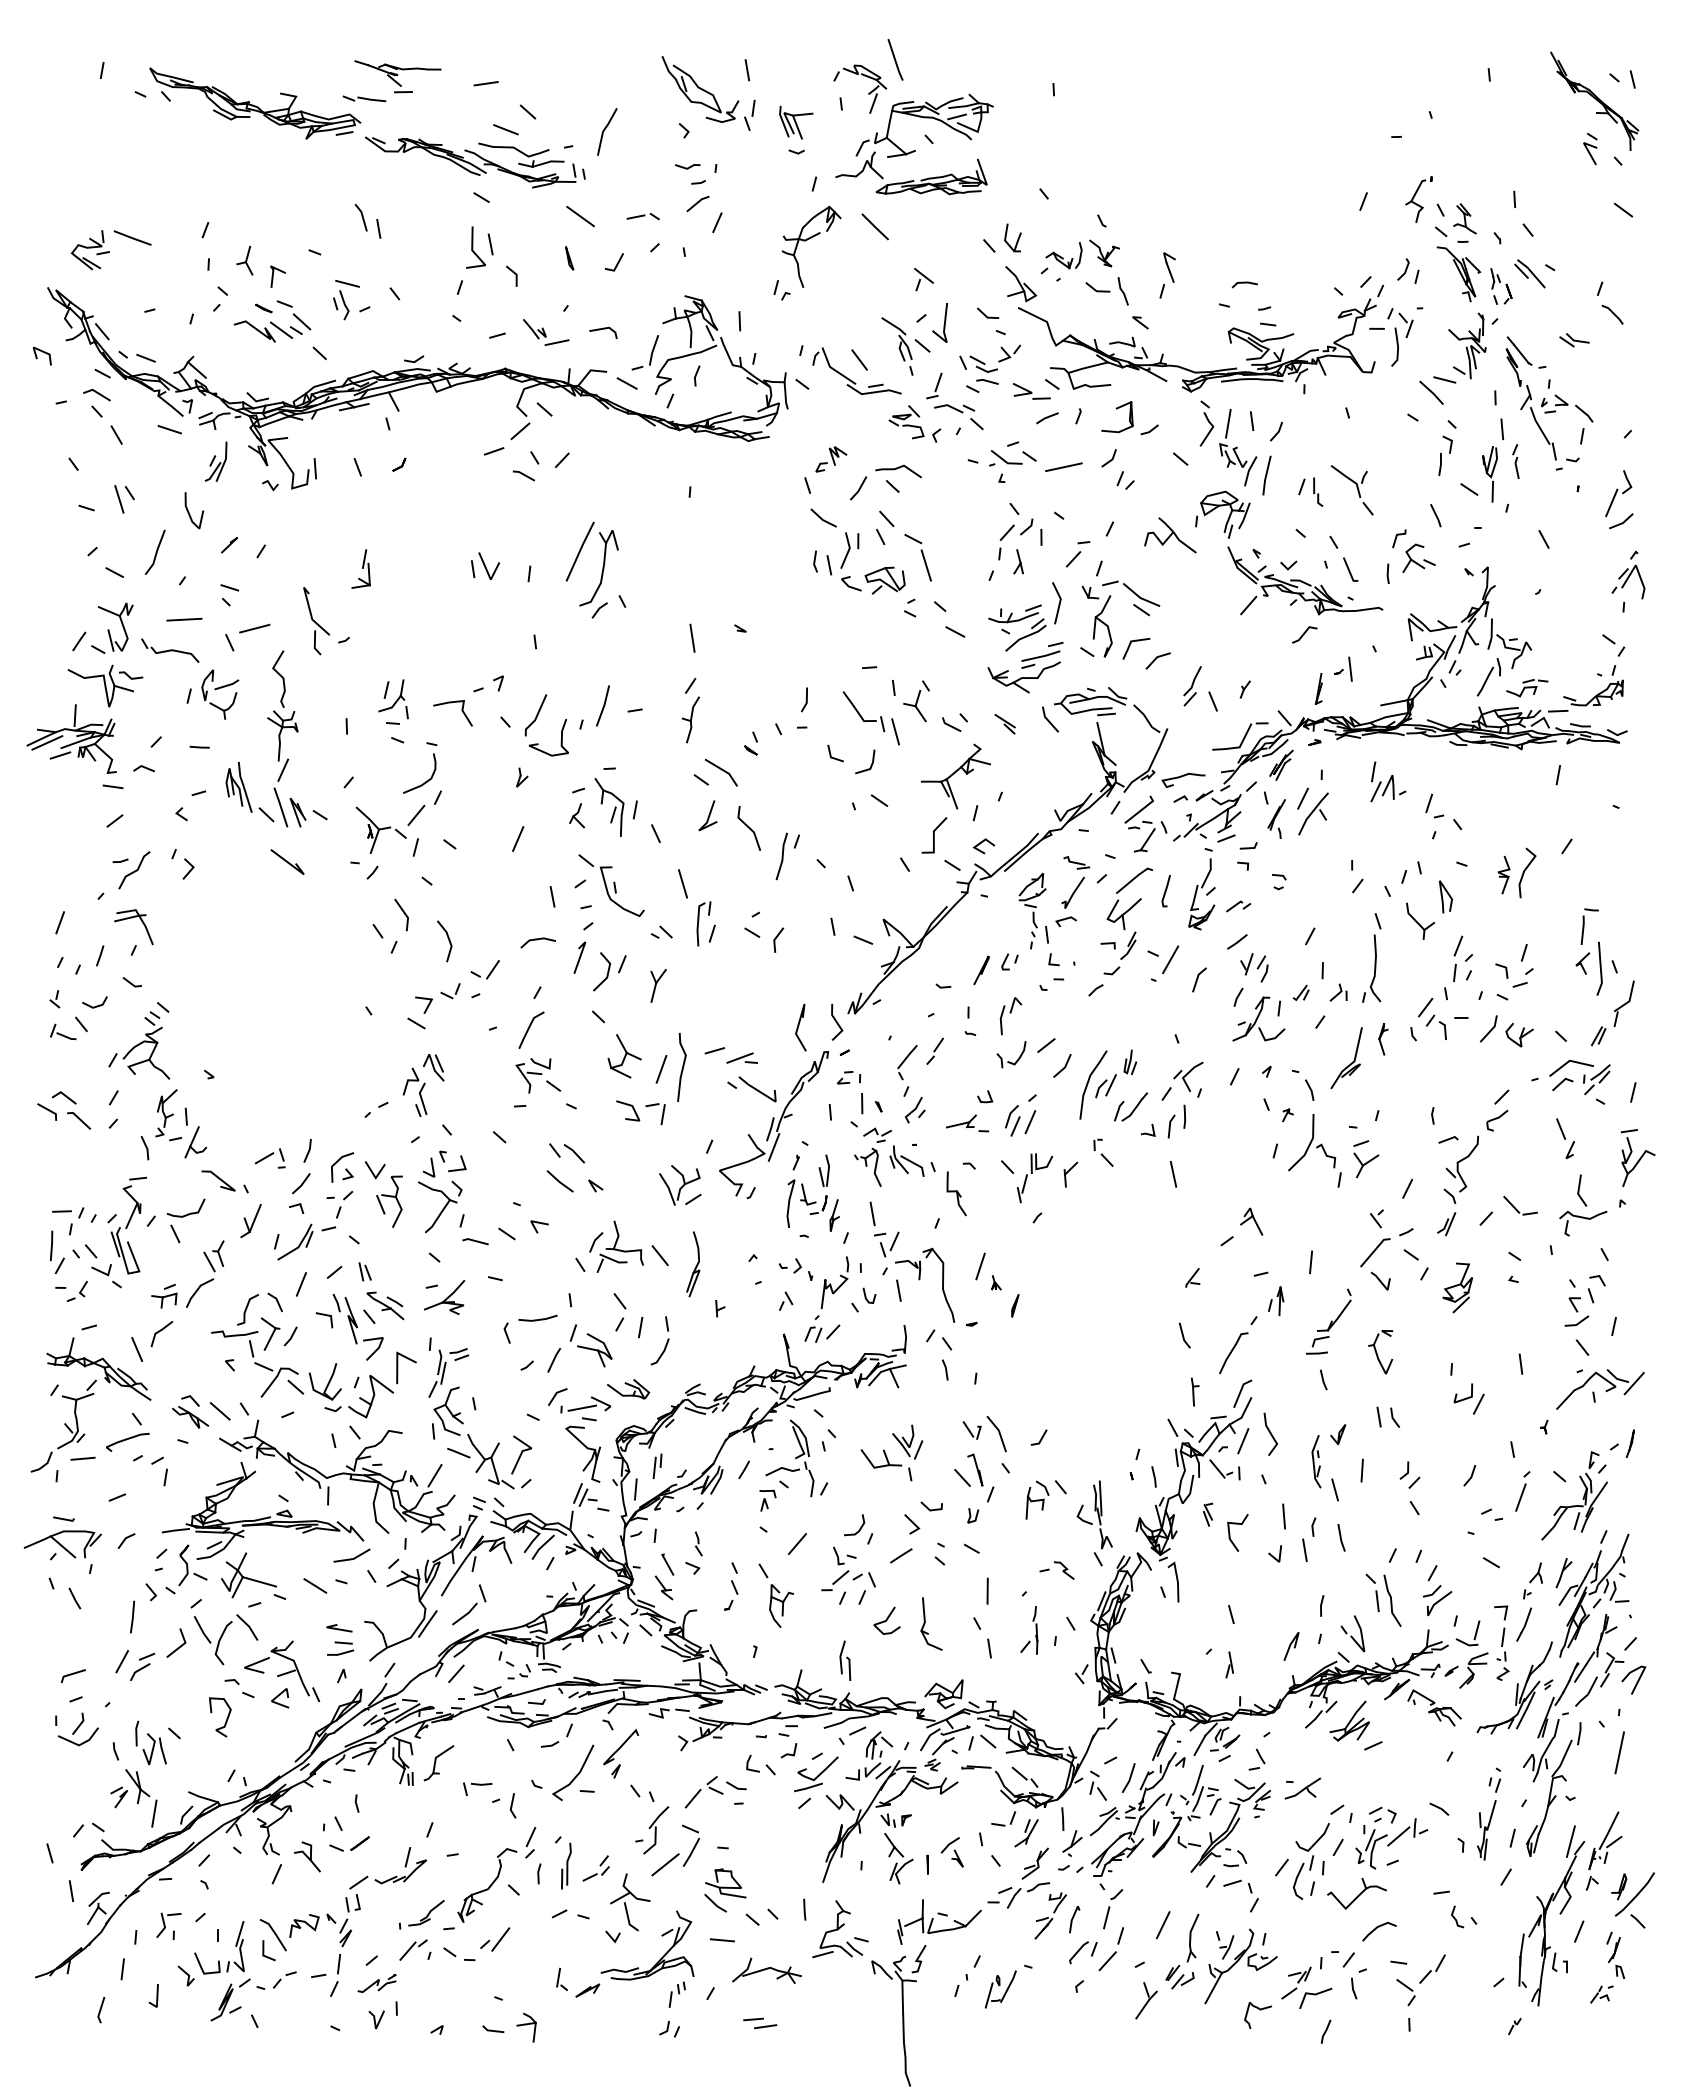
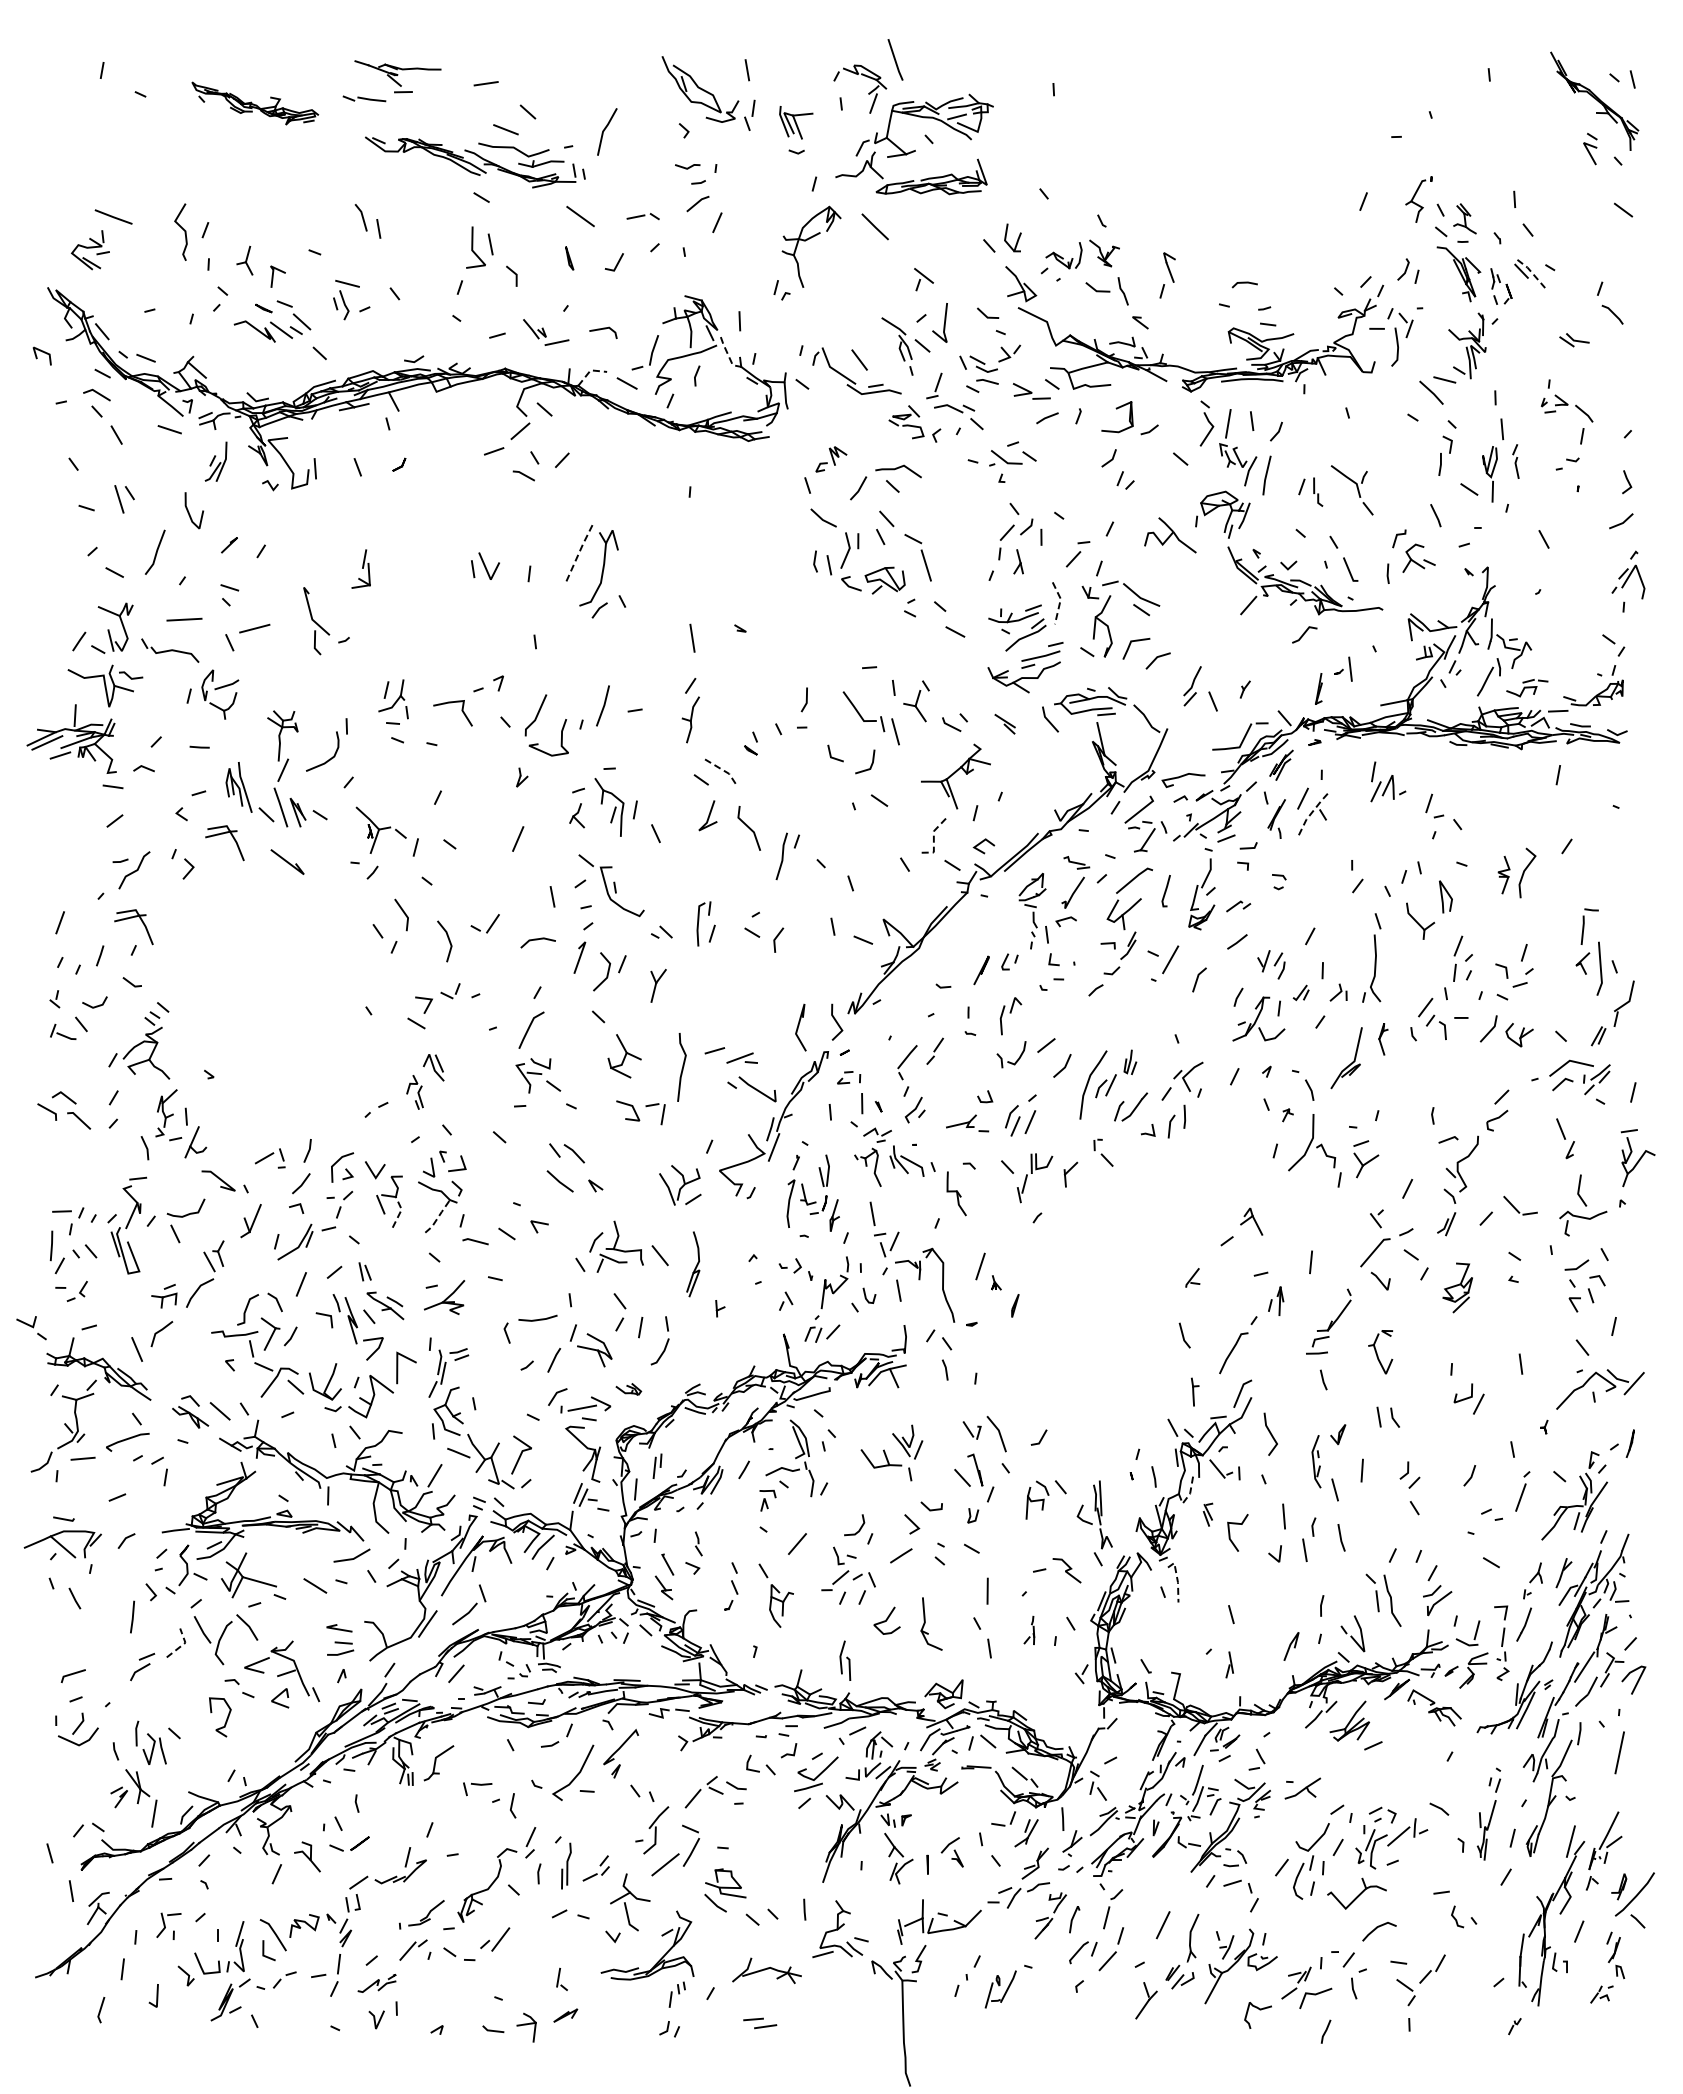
part size: 213x73 px -> 129x45 px (255, 103)
line position: (132, 237) -> (113, 216) (113, 216)
line: solid -> dashed (1531, 272)
line: solid -> dashed (728, 355)
line: solid -> dashed (590, 371)
part: present -> none (1530, 398)
line: present -> none (1063, 467)
line: present -> none (1611, 502)
line: solid -> dashed (580, 550)
line: solid -> dashed (1059, 602)
curve position: (280, 676) -> (182, 229) (182, 229)
line: solid -> dashed (724, 770)
curve position: (426, 780) -> (329, 758) (329, 758)
line: solid -> dashed (1312, 812)
line: present -> none (416, 814)
part: none -> present (223, 834)
line: solid -> dashed (933, 838)
line: present -> none (682, 883)
part position: (1254, 967) -> (1271, 964) (1271, 964)
part position: (490, 971) -> (490, 925) (490, 925)
line: present -> none (661, 1069)
part size: 26x50 px -> 18x35 px (414, 1092)
line: present -> none (1173, 1173)
line: solid -> dashed (400, 1212)
line: solid -> dashed (438, 1216)
part position: (106, 1276) -> (31, 1328) (31, 1328)
line position: (1578, 1322) -> (1578, 1266) (1578, 1266)
part size: 44x21 px -> 28x13 px (628, 1389)
line: present -> none (1243, 1441)
line: solid -> dashed (1188, 1495)
part size: 36x19 px -> 49x26 px (1057, 1570)
line: solid -> dashed (1177, 1579)
part size: 19x49 px -> 13x29 px (1029, 1630)
line: solid -> dashed (183, 1644)
line: present -> none (122, 1661)
line: present -> none (1129, 1777)
line: present -> none (722, 1940)
part position: (587, 1990) -> (565, 2015) (565, 2015)
